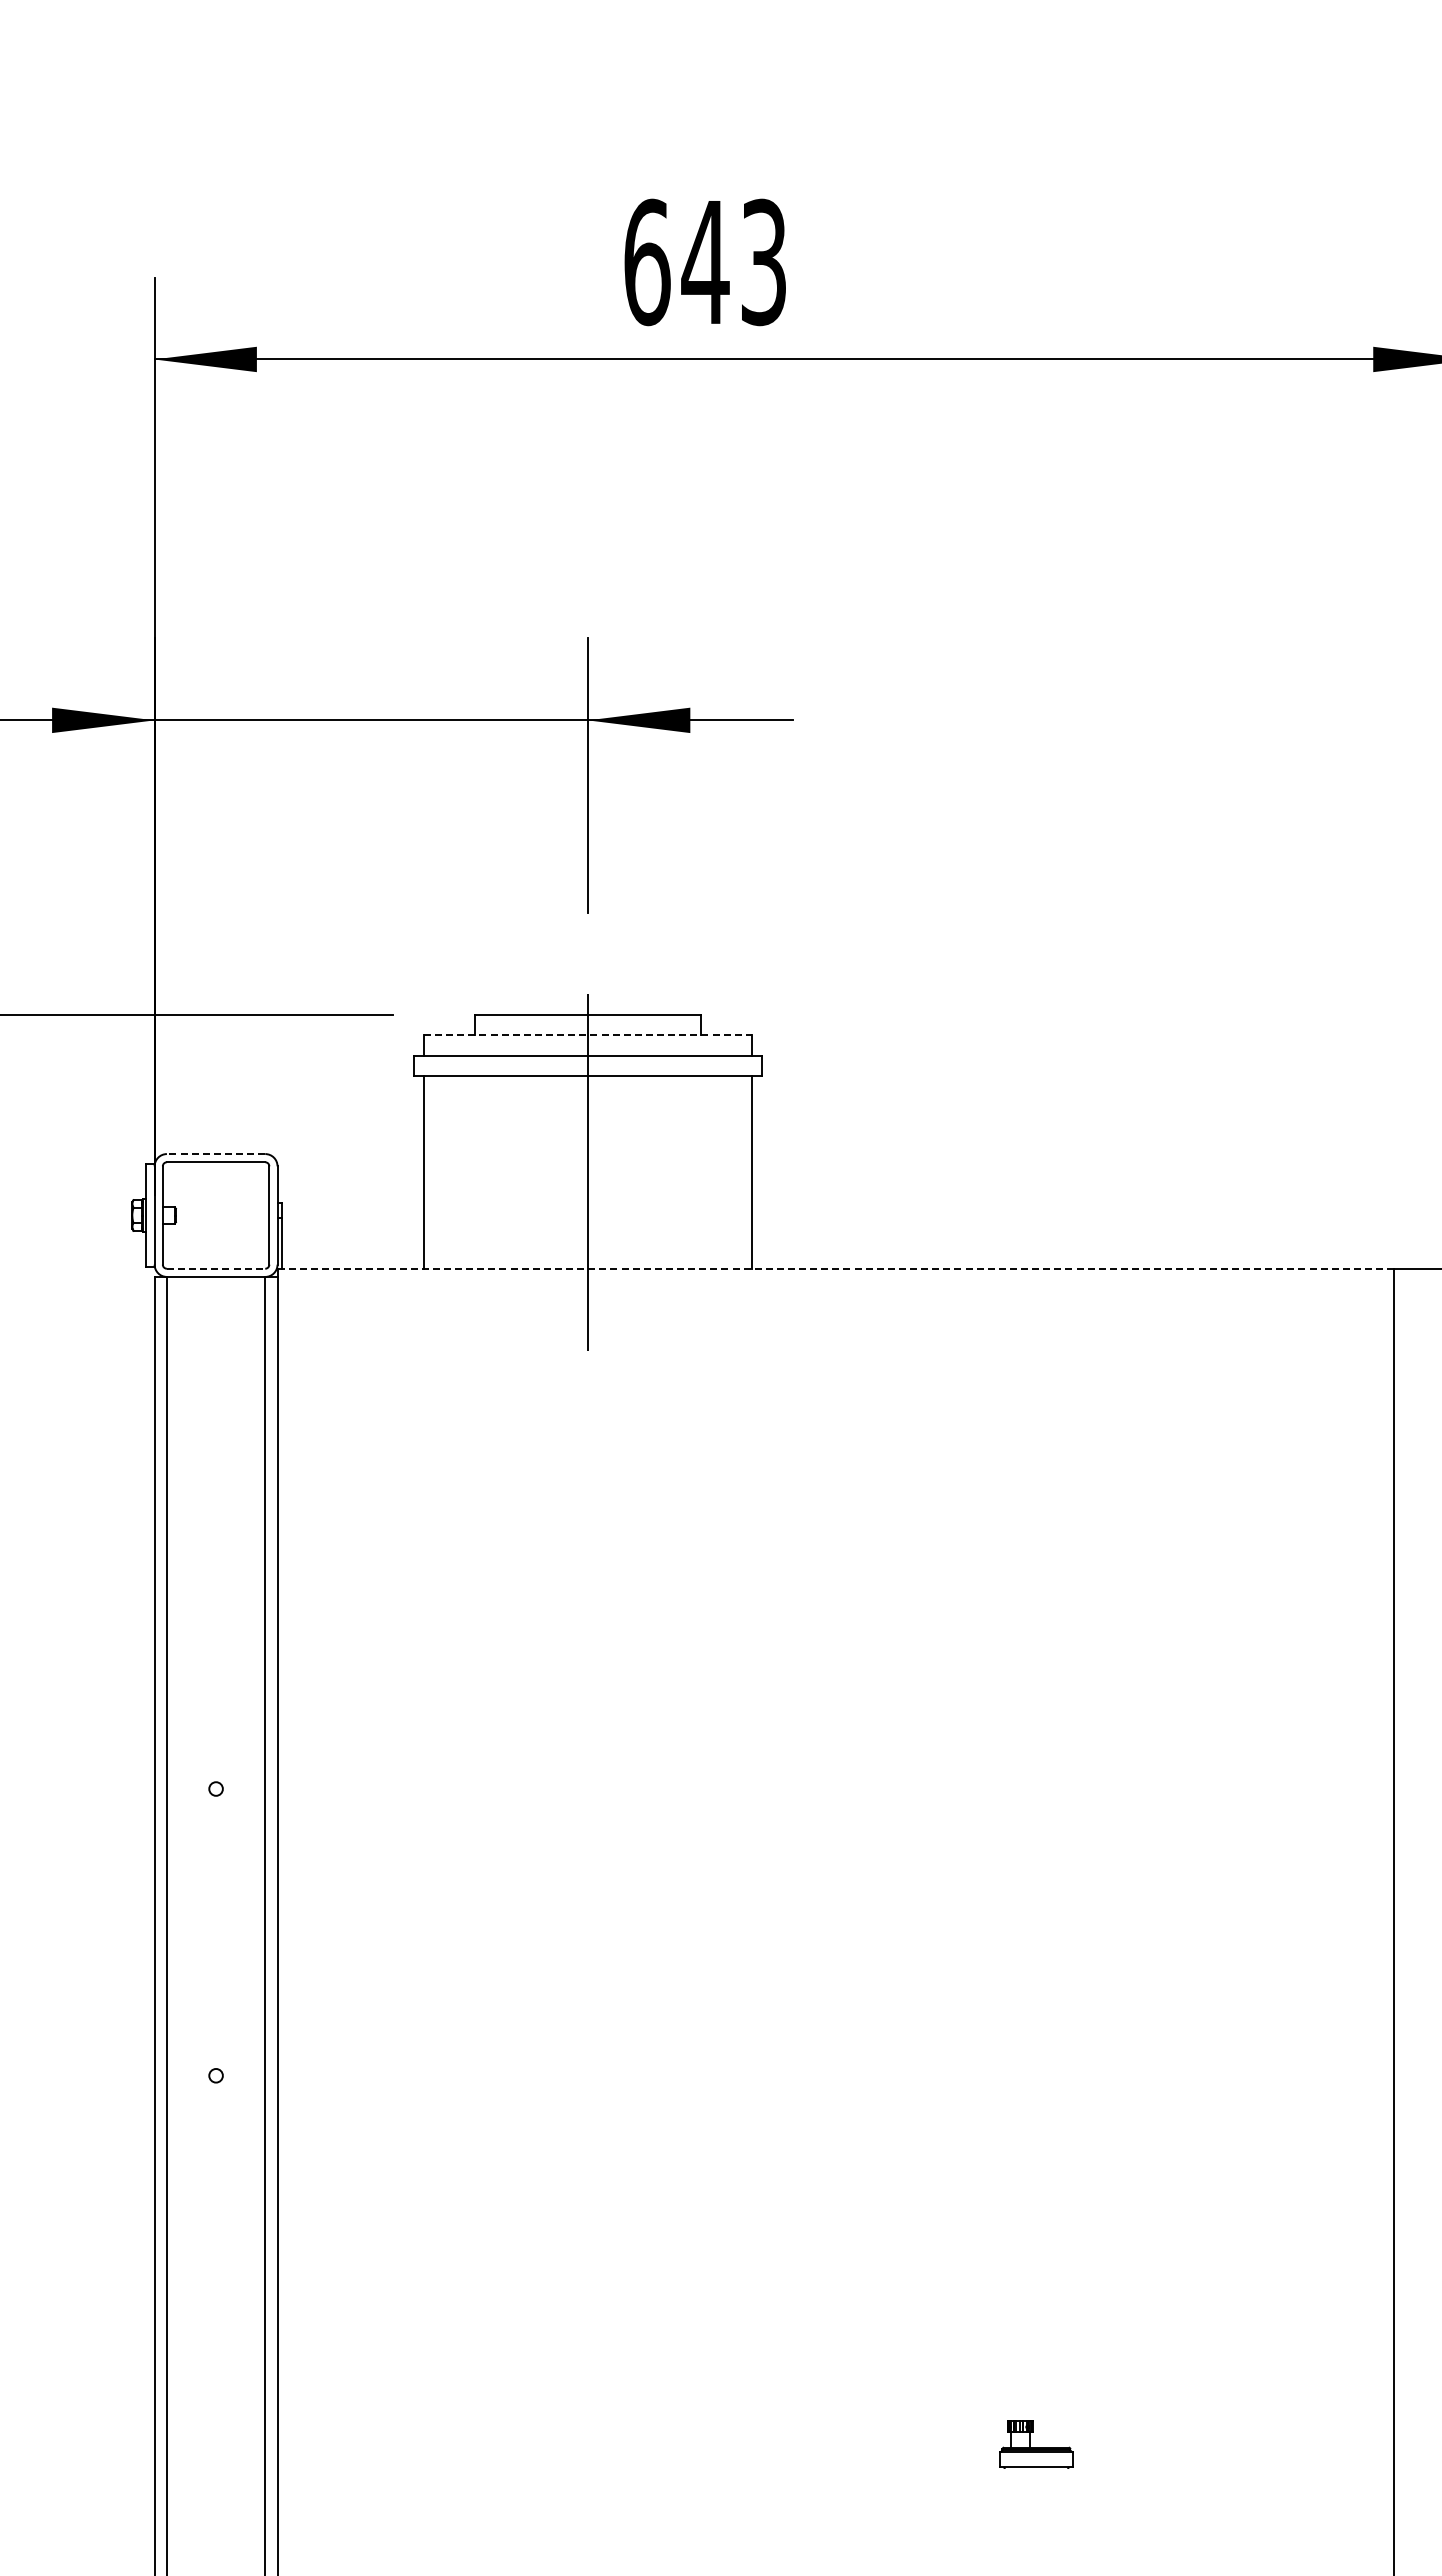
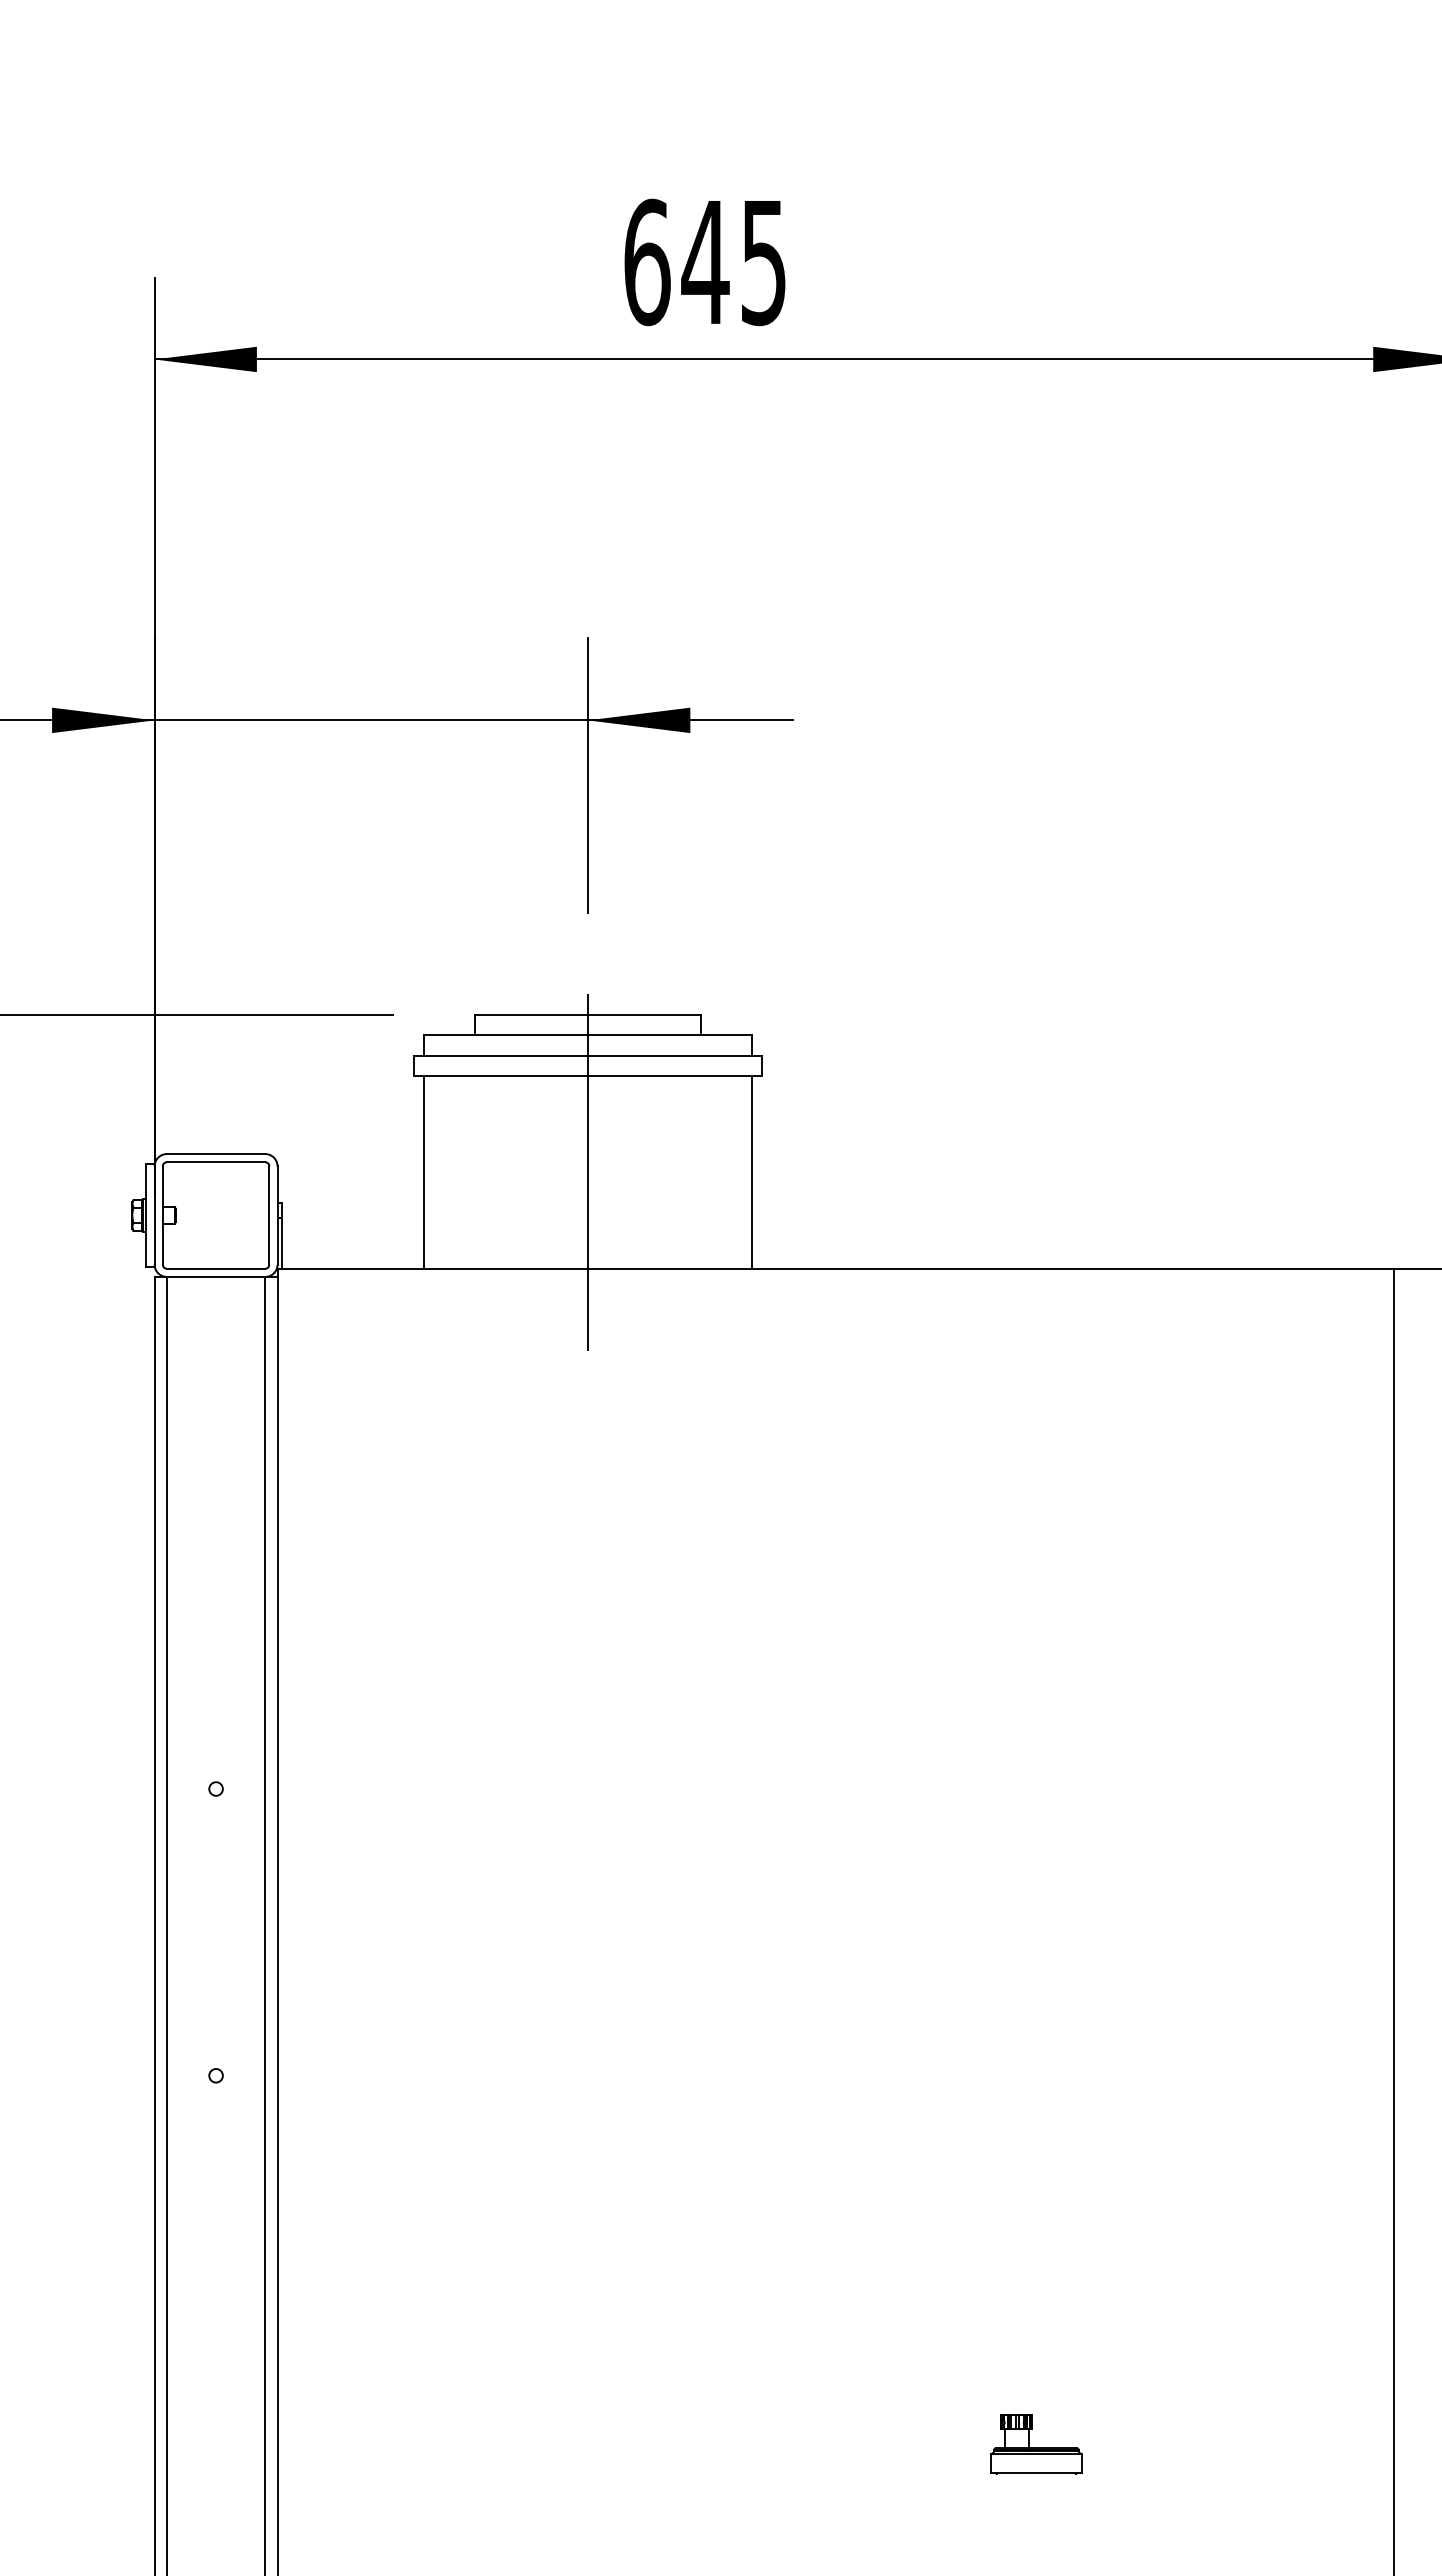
text: 643 -> 645 (763, 261)
line: dashed -> solid (587, 1035)
line: dashed -> solid (215, 1154)
line: dashed -> solid (216, 1268)
line: dashed -> solid (836, 1268)
part size: 75x49 px -> 93x61 px (1036, 2444)
